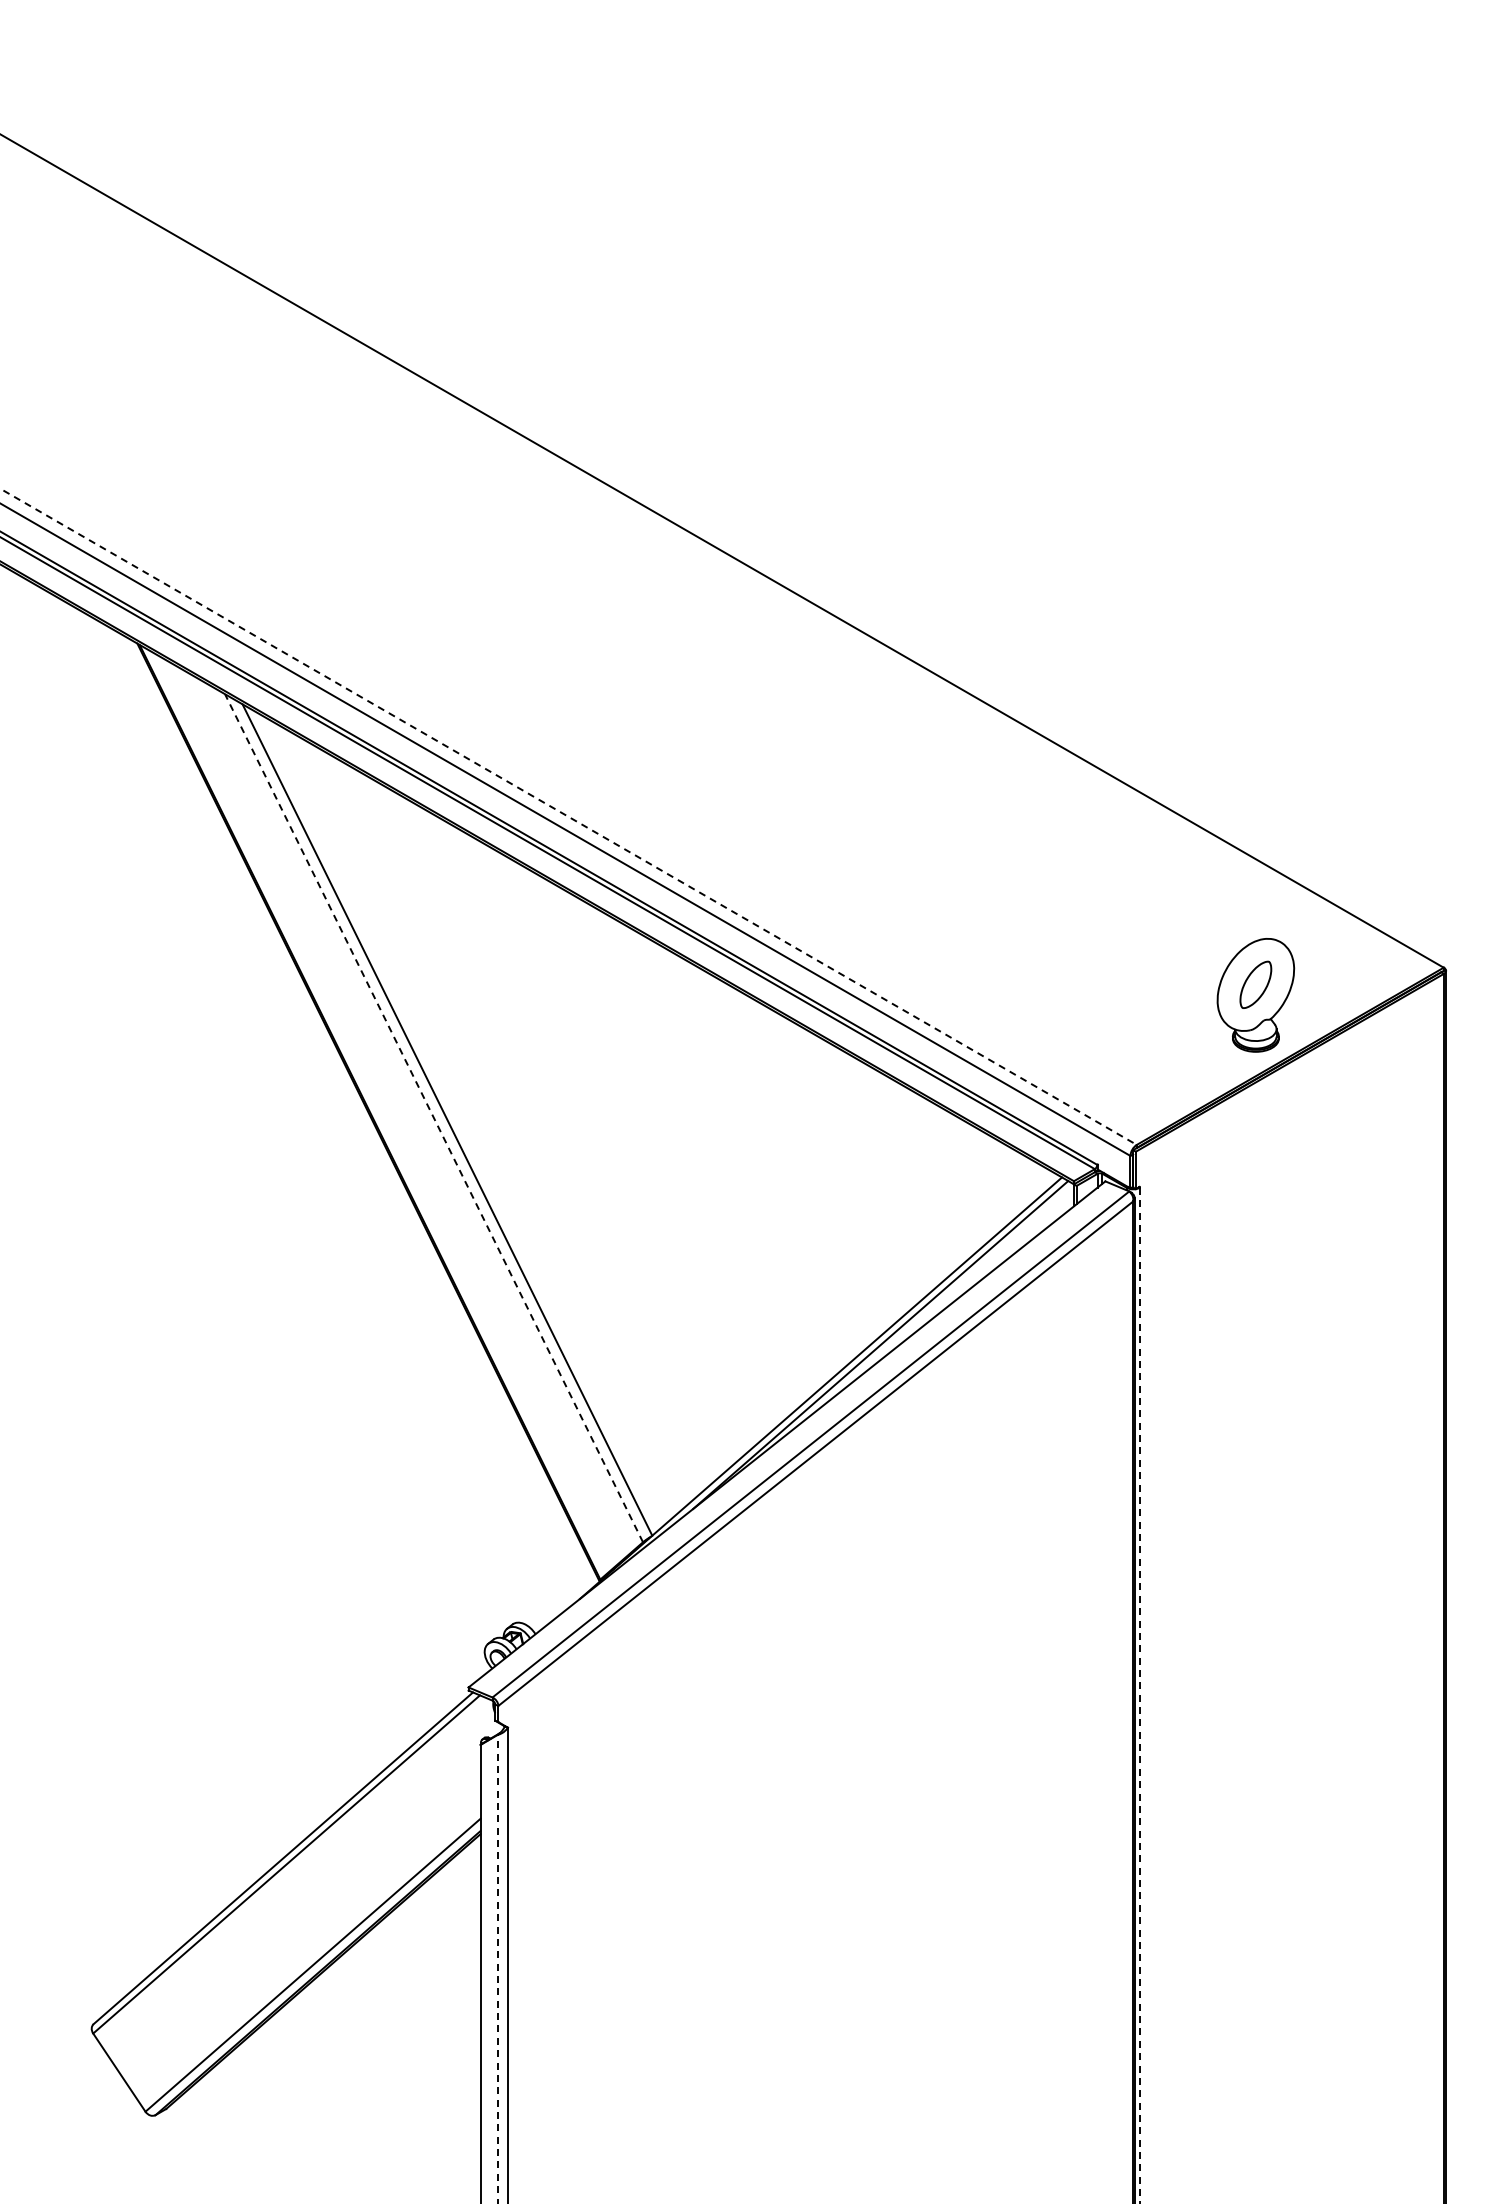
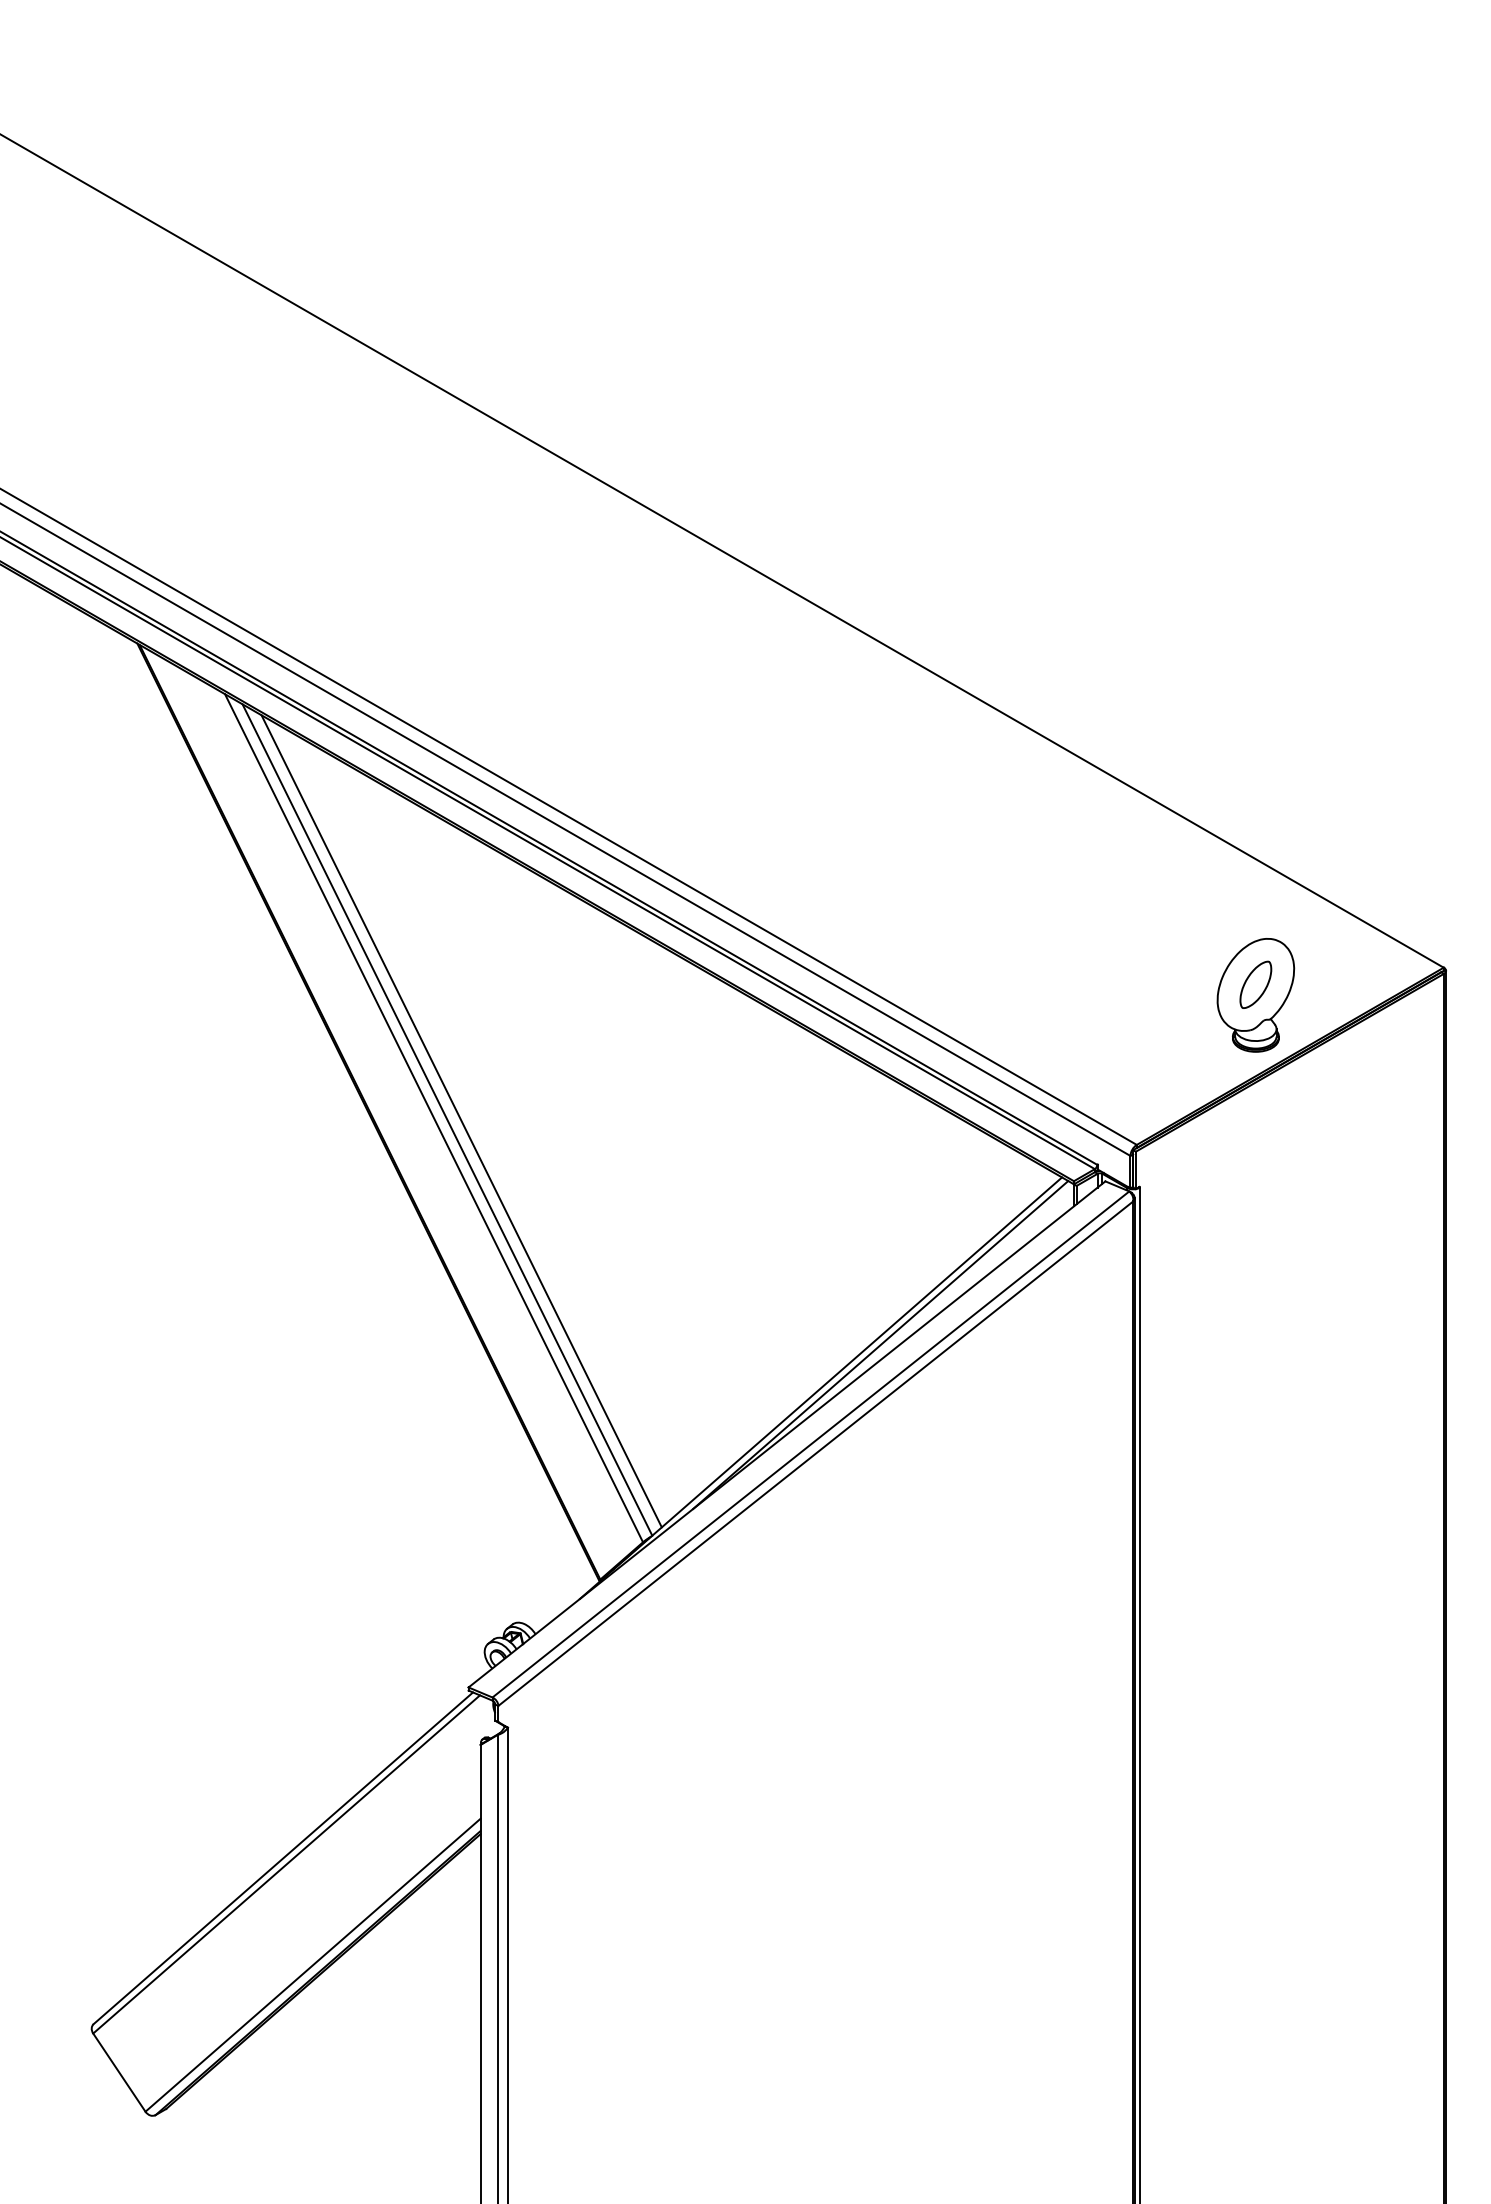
line: dashed -> solid (568, 817)
line: dashed -> solid (434, 1118)
line: none -> present (461, 1121)
line: dashed -> solid (1139, 1695)
line: dashed -> solid (497, 1968)
